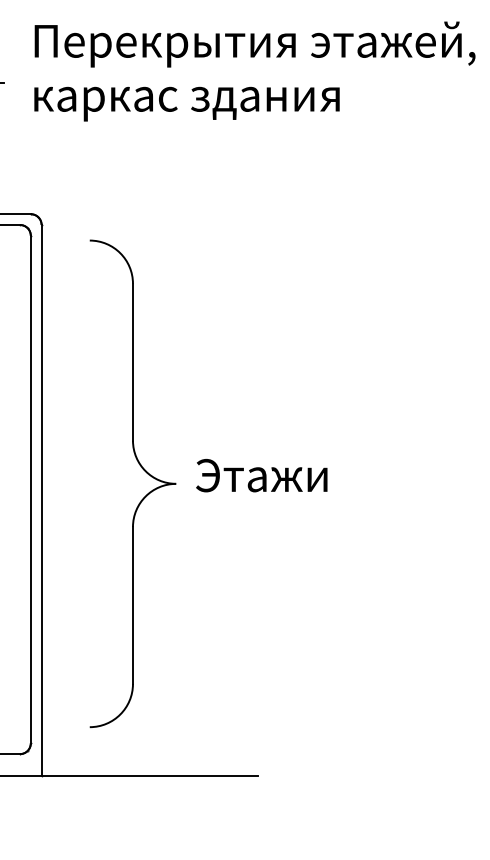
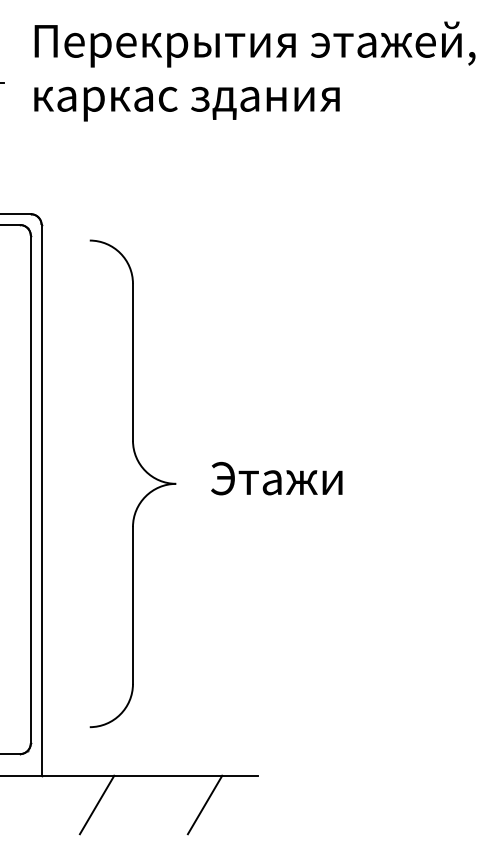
text position: (261, 475) -> (276, 478) (276, 478)
line: none -> present (96, 804)
line: none -> present (204, 804)
